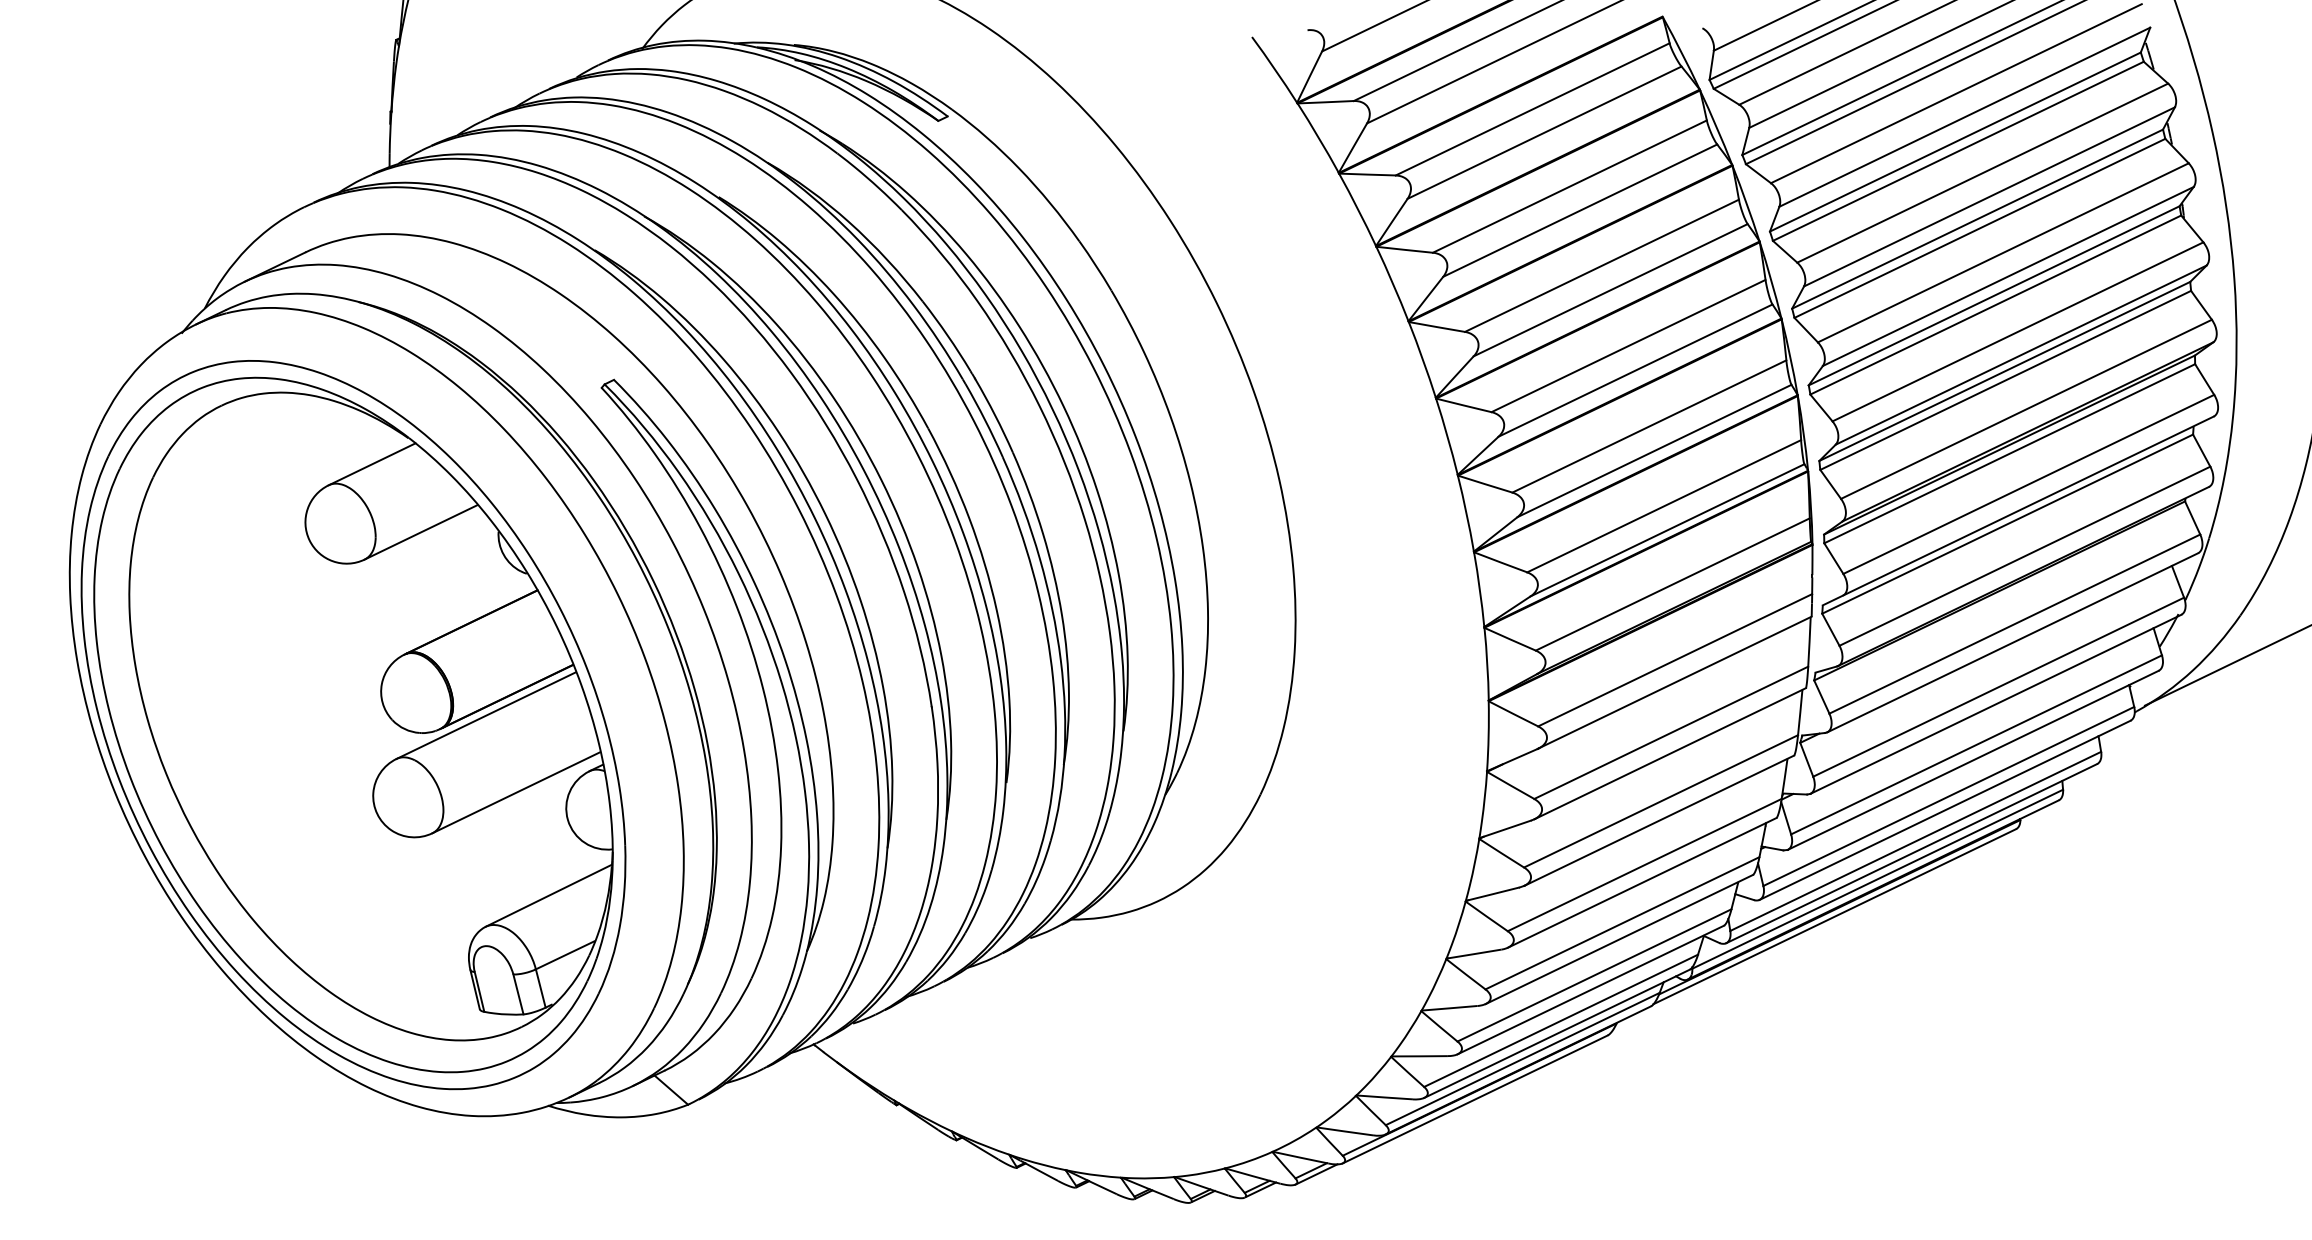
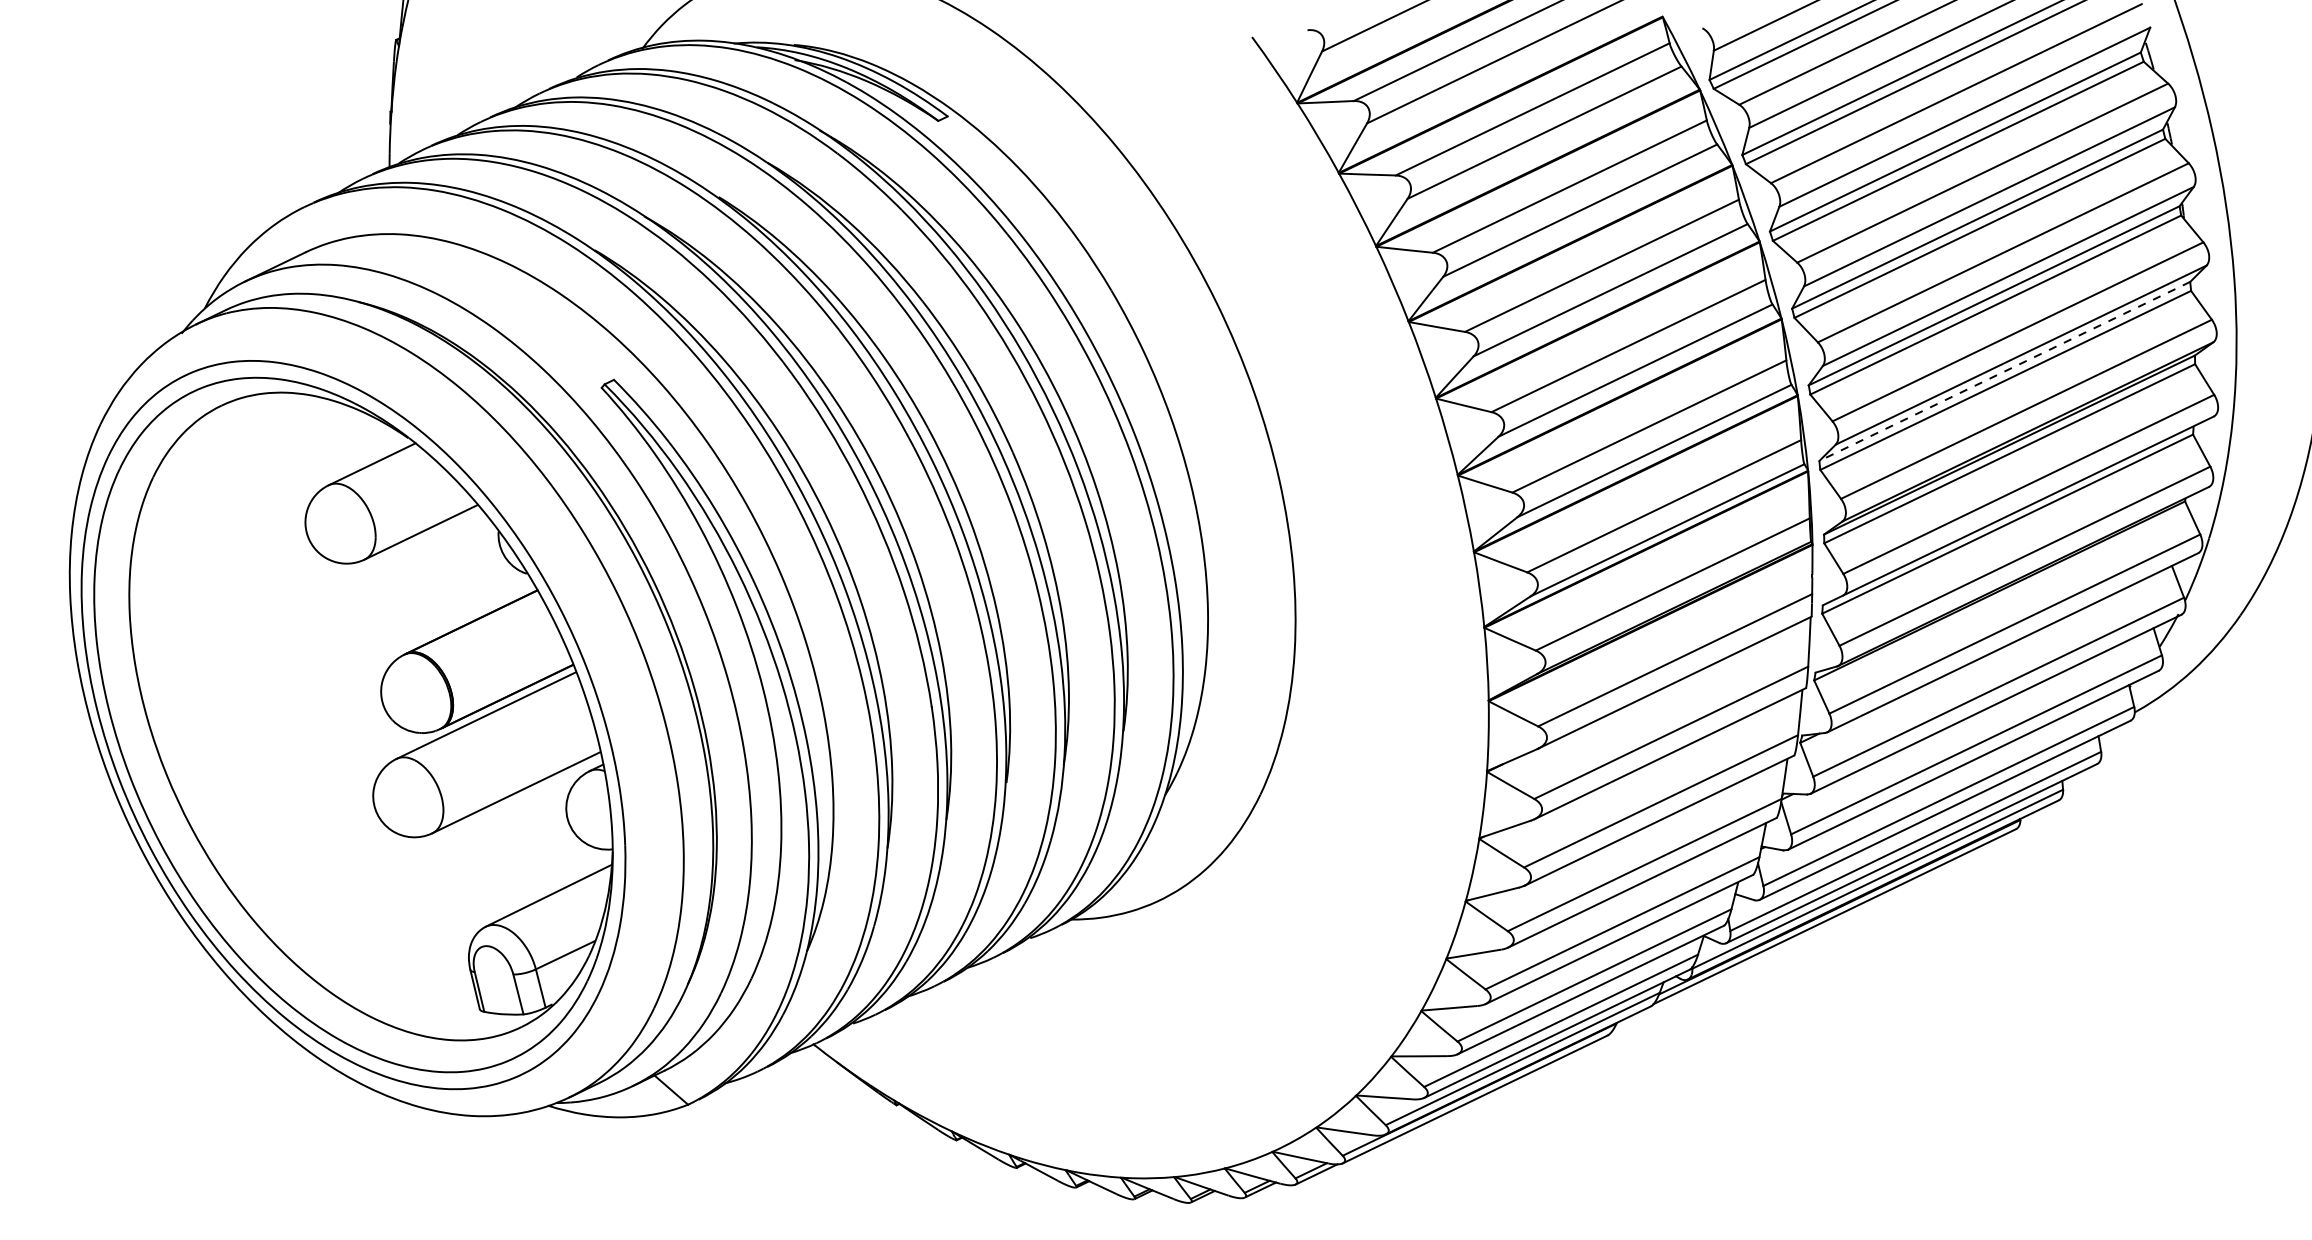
line: solid -> dashed (2004, 371)
line: present -> none (2226, 665)
